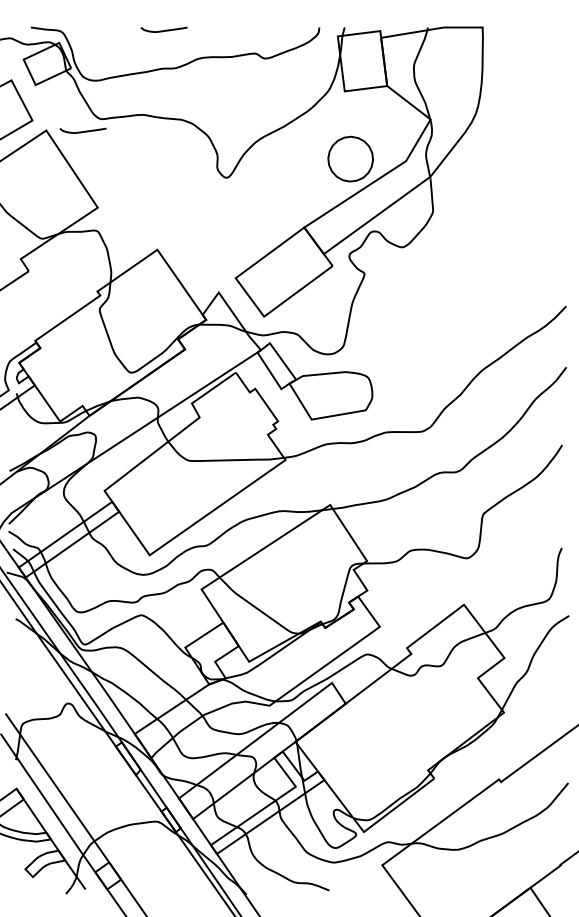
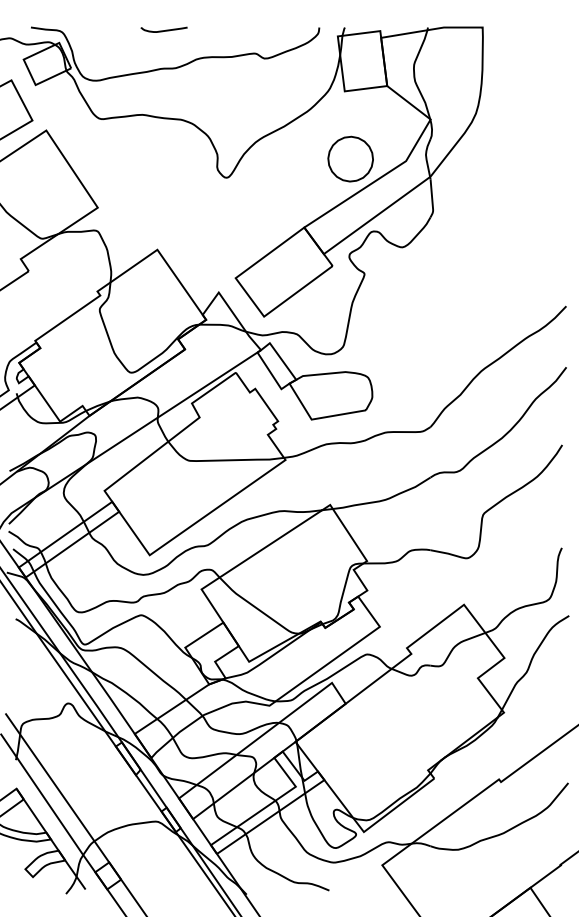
curve: present -> none (82, 131)
